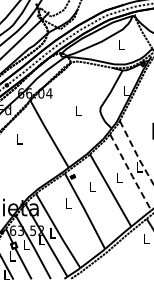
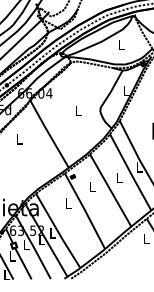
line: dashed -> solid (136, 153)
line: dashed -> solid (130, 172)
